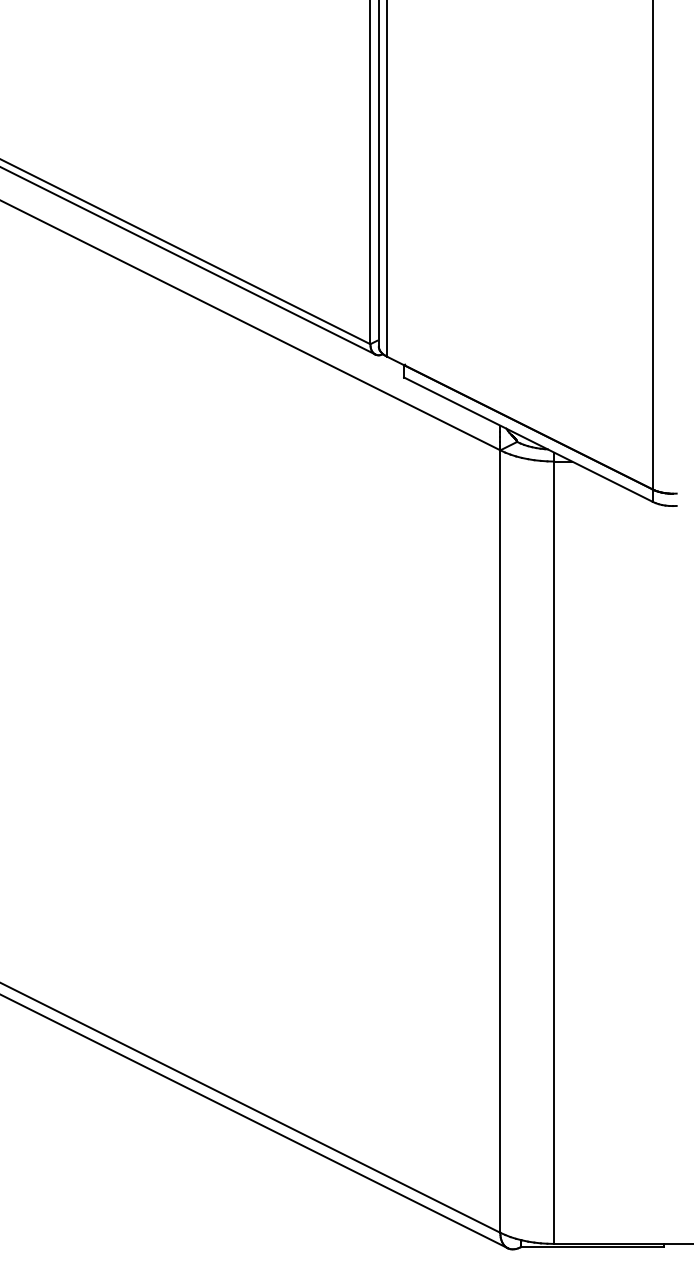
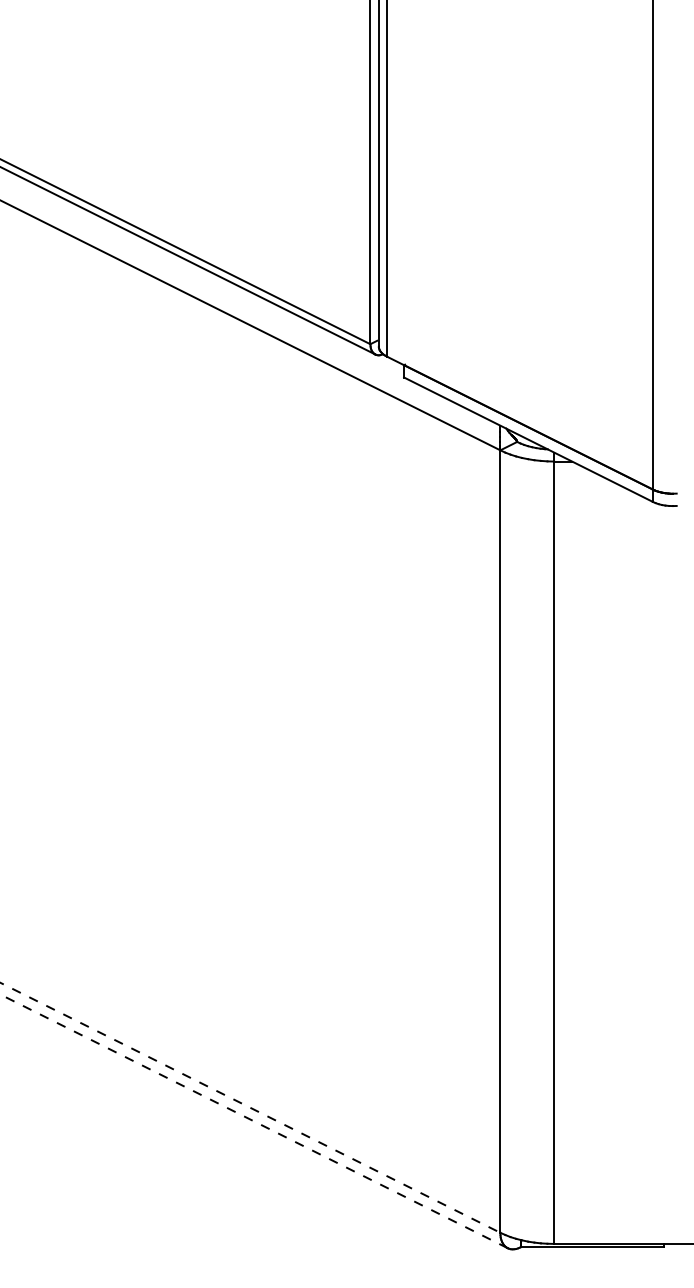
line: solid -> dashed (250, 1108)
line: solid -> dashed (253, 1121)
